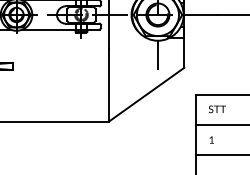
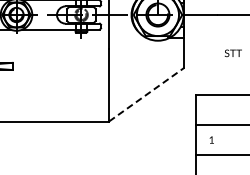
line: present -> none (157, 54)
line: solid -> dashed (147, 94)
text position: (216, 109) -> (232, 53) (232, 53)
